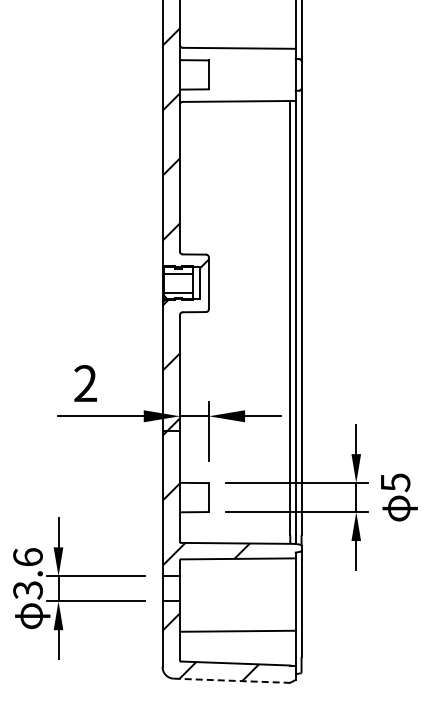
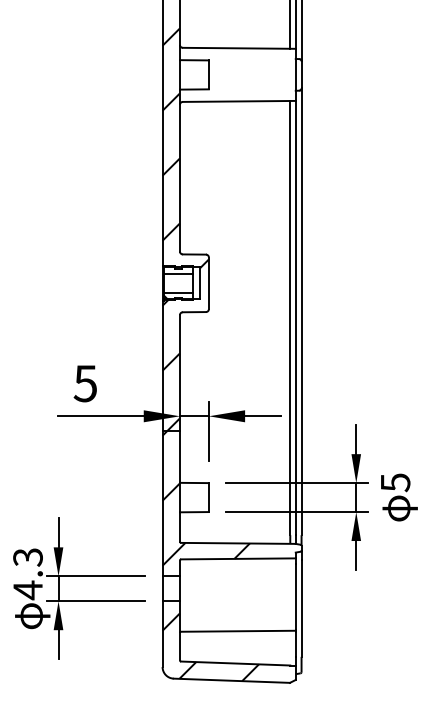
line: none -> present (290, 25)
text: 2 -> 5 (84, 383)
text: 3.6 -> 4.3 (27, 574)
line: dashed -> solid (232, 680)
